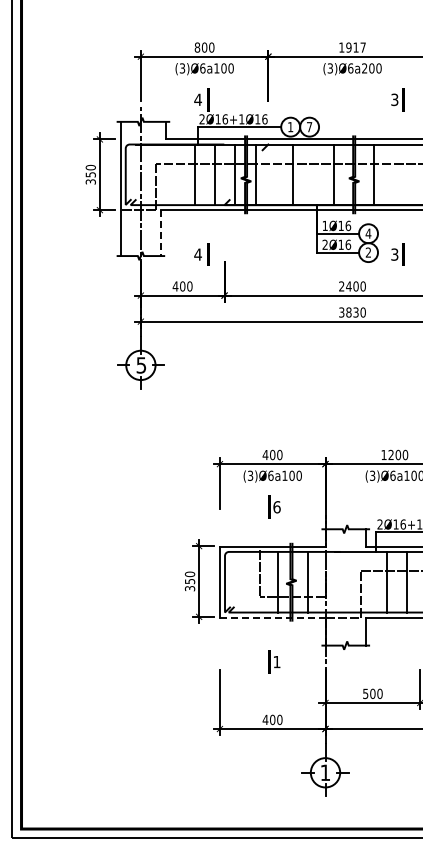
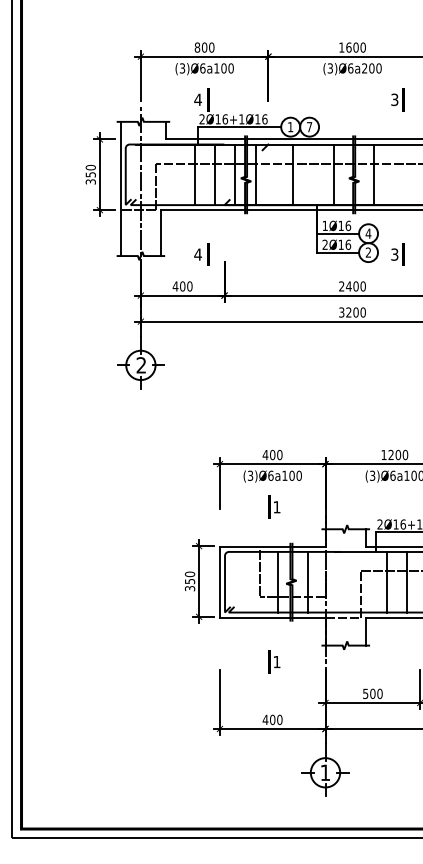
text: 1917 -> 1600 (355, 47)
line: dashed -> solid (161, 233)
text: 3830 -> 3200 (352, 312)
text: 5 -> 2 (141, 365)
text: 6 -> 1 (276, 507)
line: dashed -> solid (272, 617)
